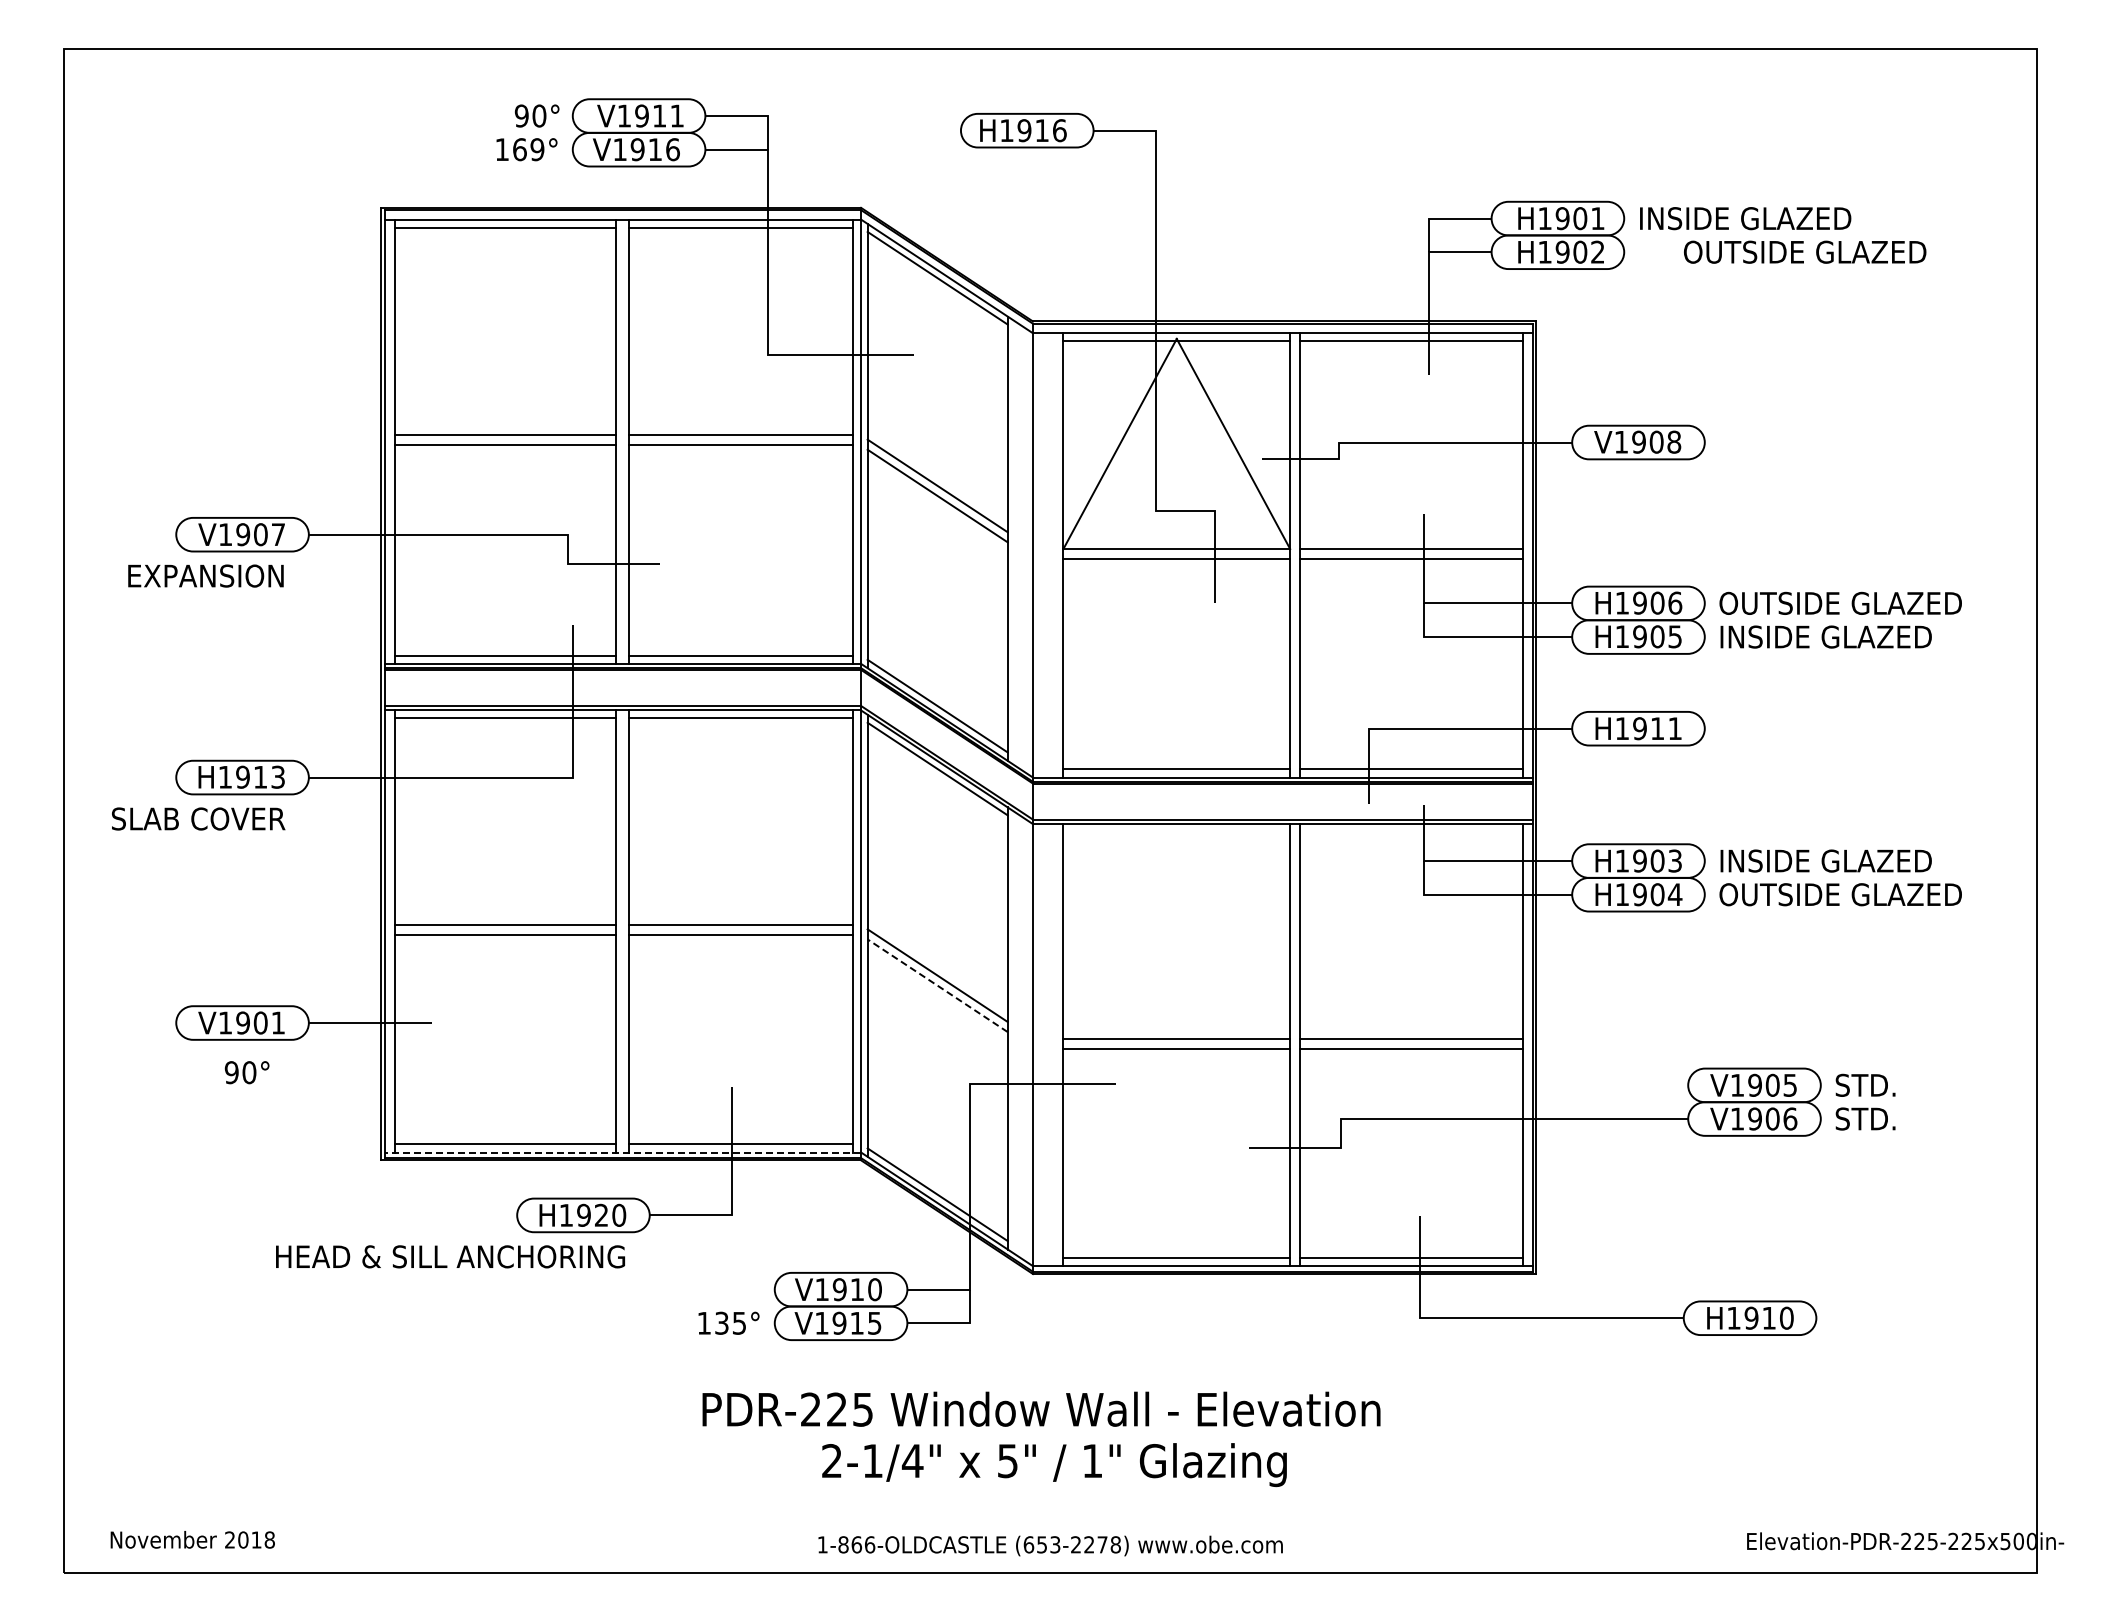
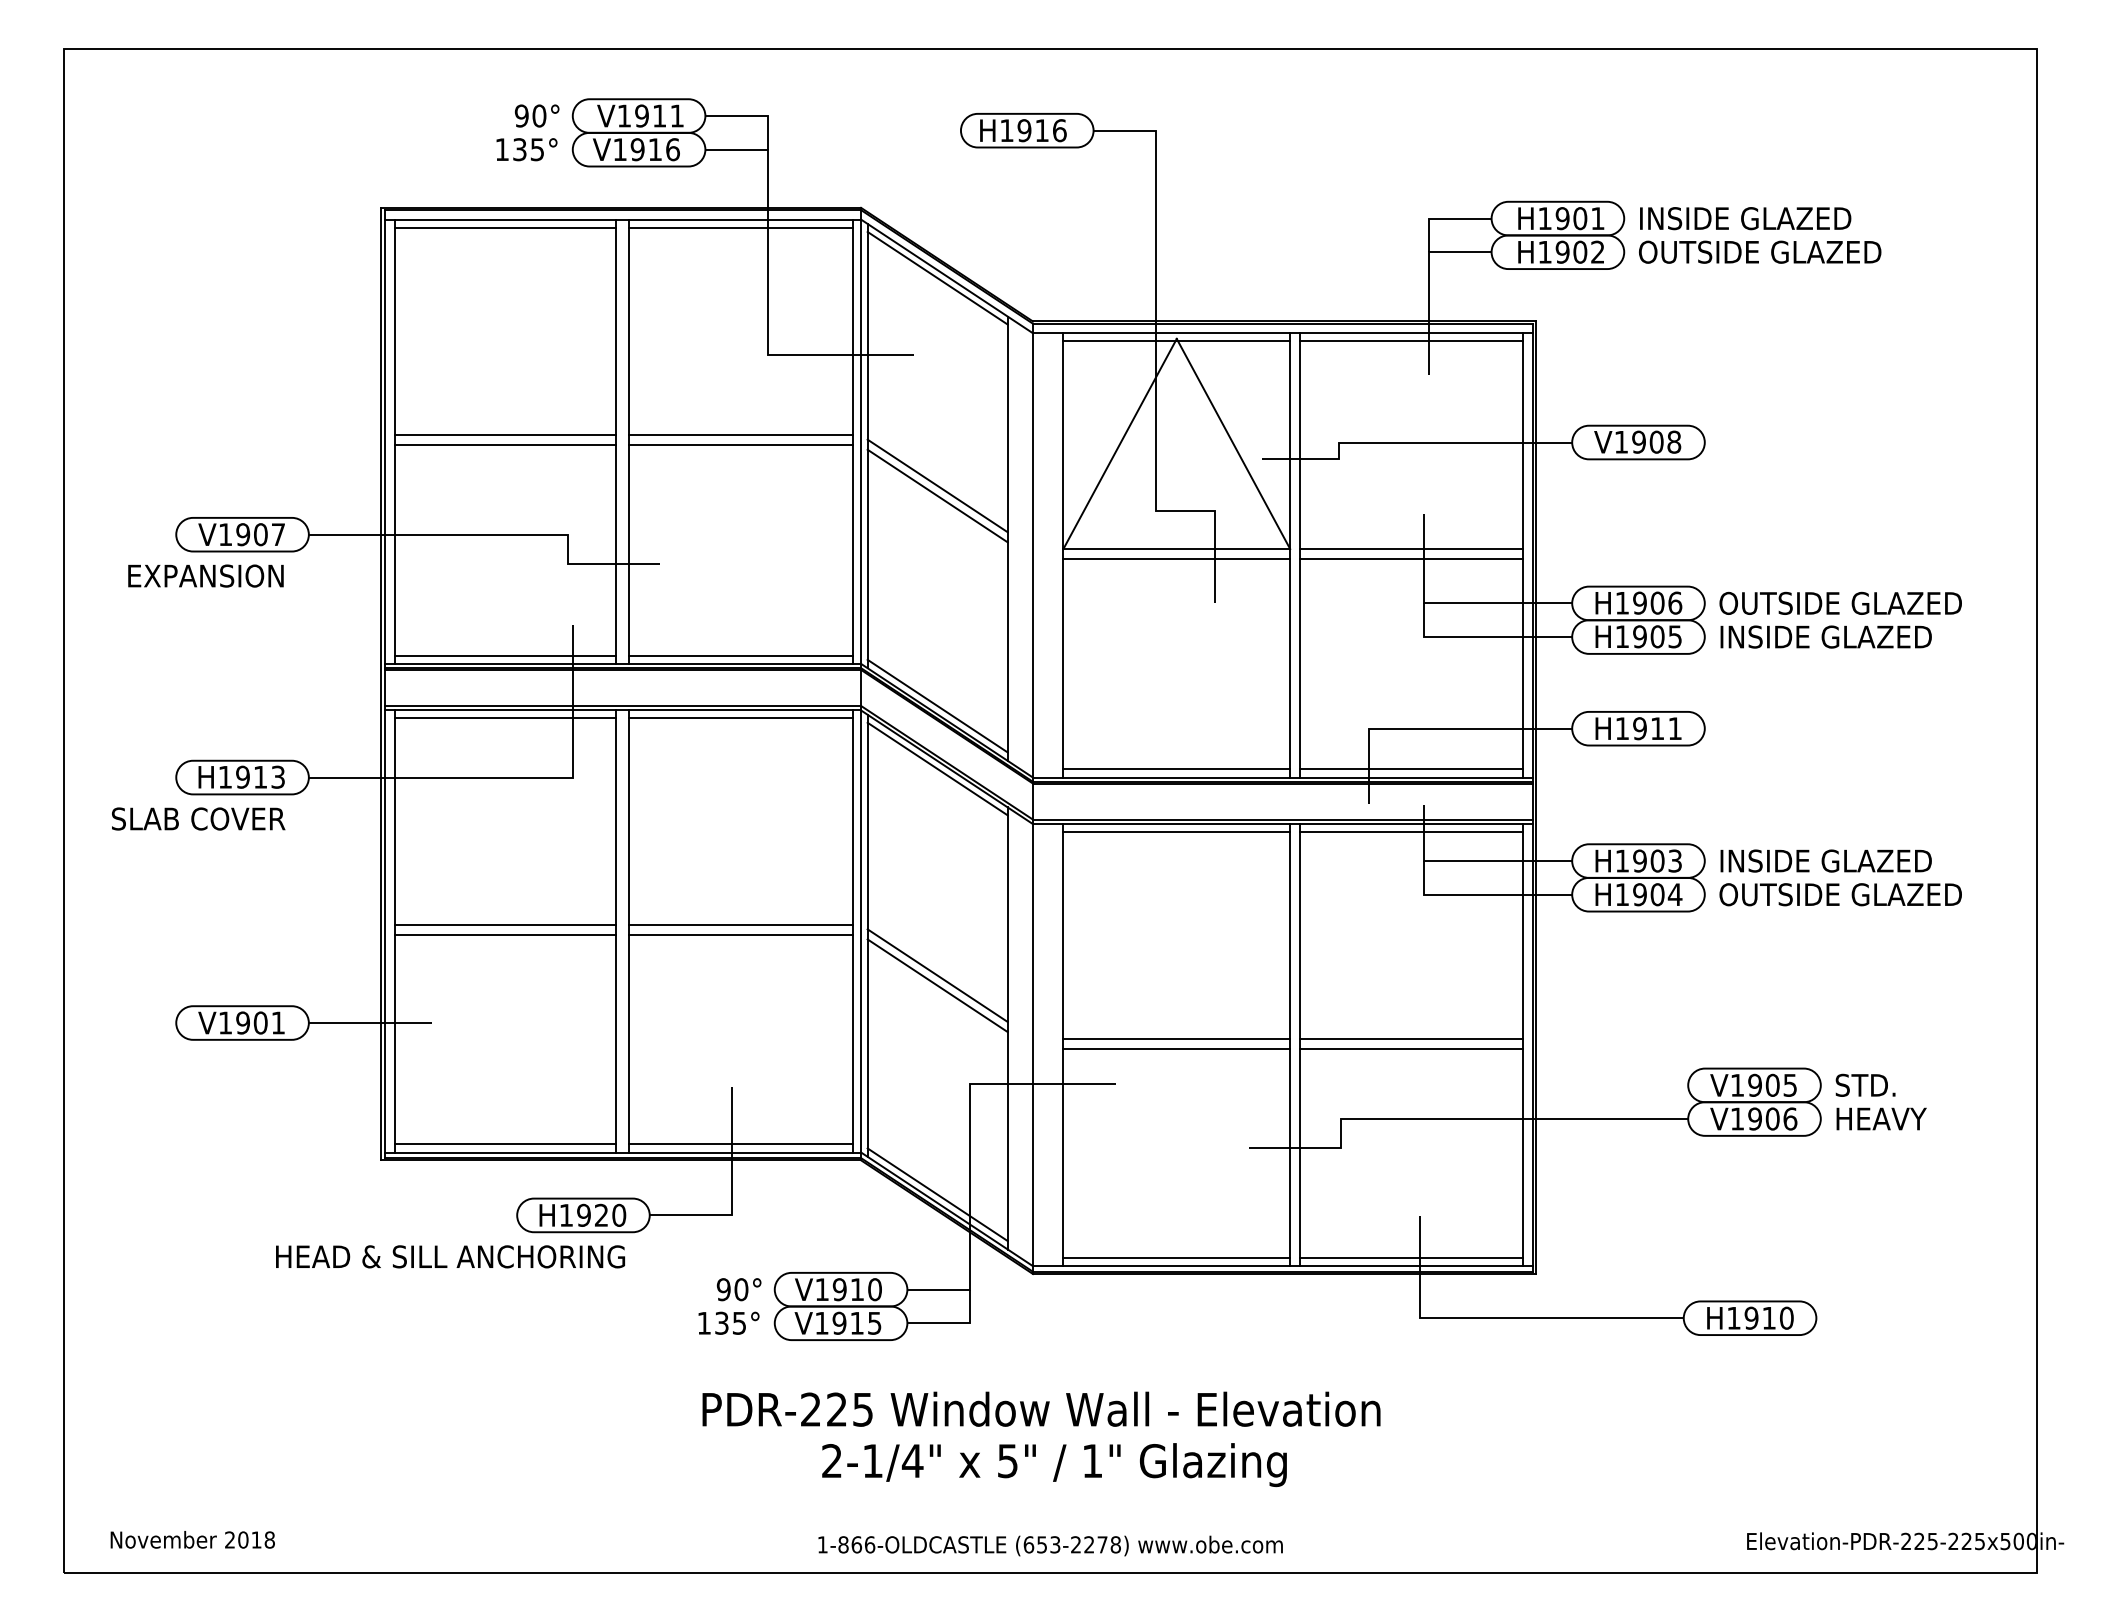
text: 169° -> 135° (528, 149)
text position: (1805, 251) -> (1760, 251) (1760, 251)
line: none -> present (1176, 832)
line: none -> present (1411, 832)
line: dashed -> solid (937, 985)
text position: (246, 1072) -> (738, 1289) (738, 1289)
text: STD. -> HEAVY (1880, 1118)
line: dashed -> solid (622, 1152)
